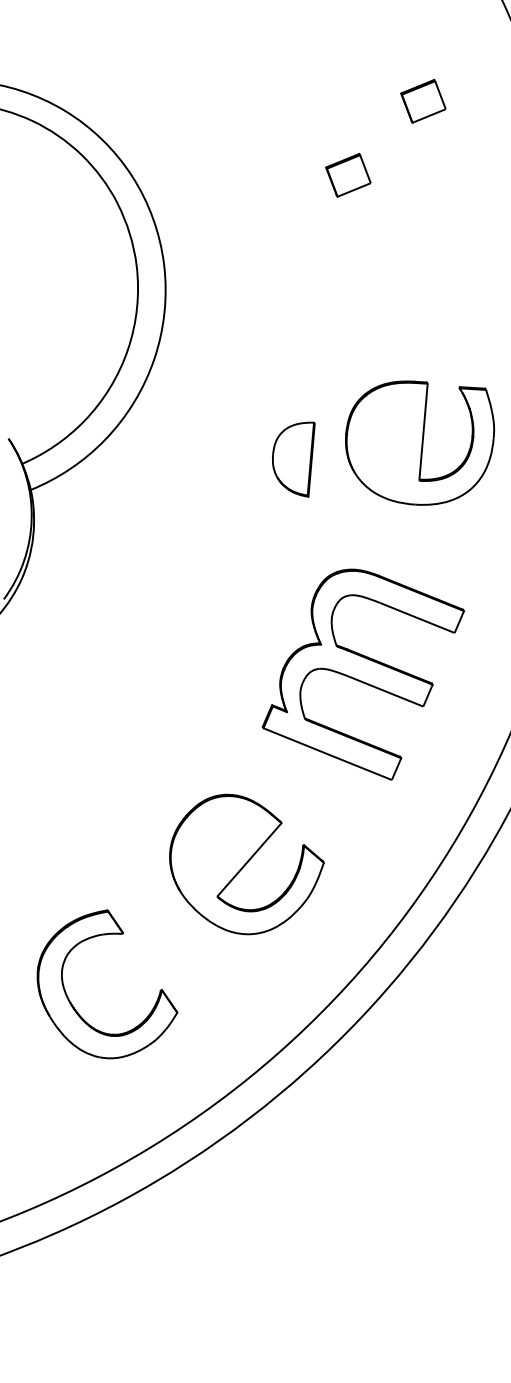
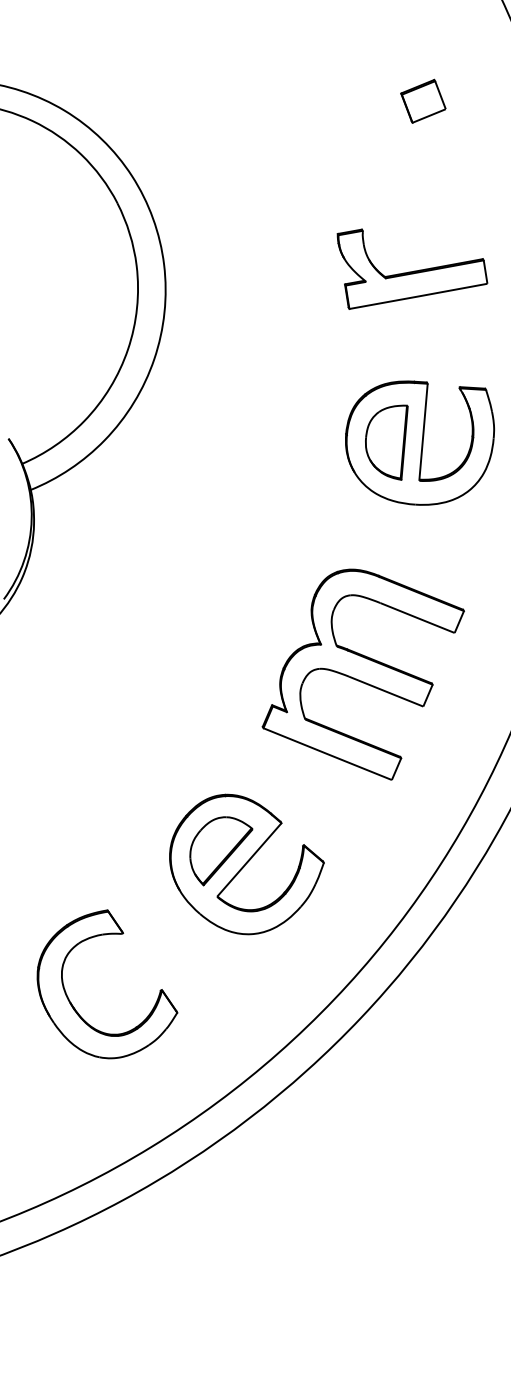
part: present -> none (348, 174)
part: none -> present (412, 268)
part position: (293, 459) -> (386, 442) (386, 442)
part: none -> present (221, 851)
